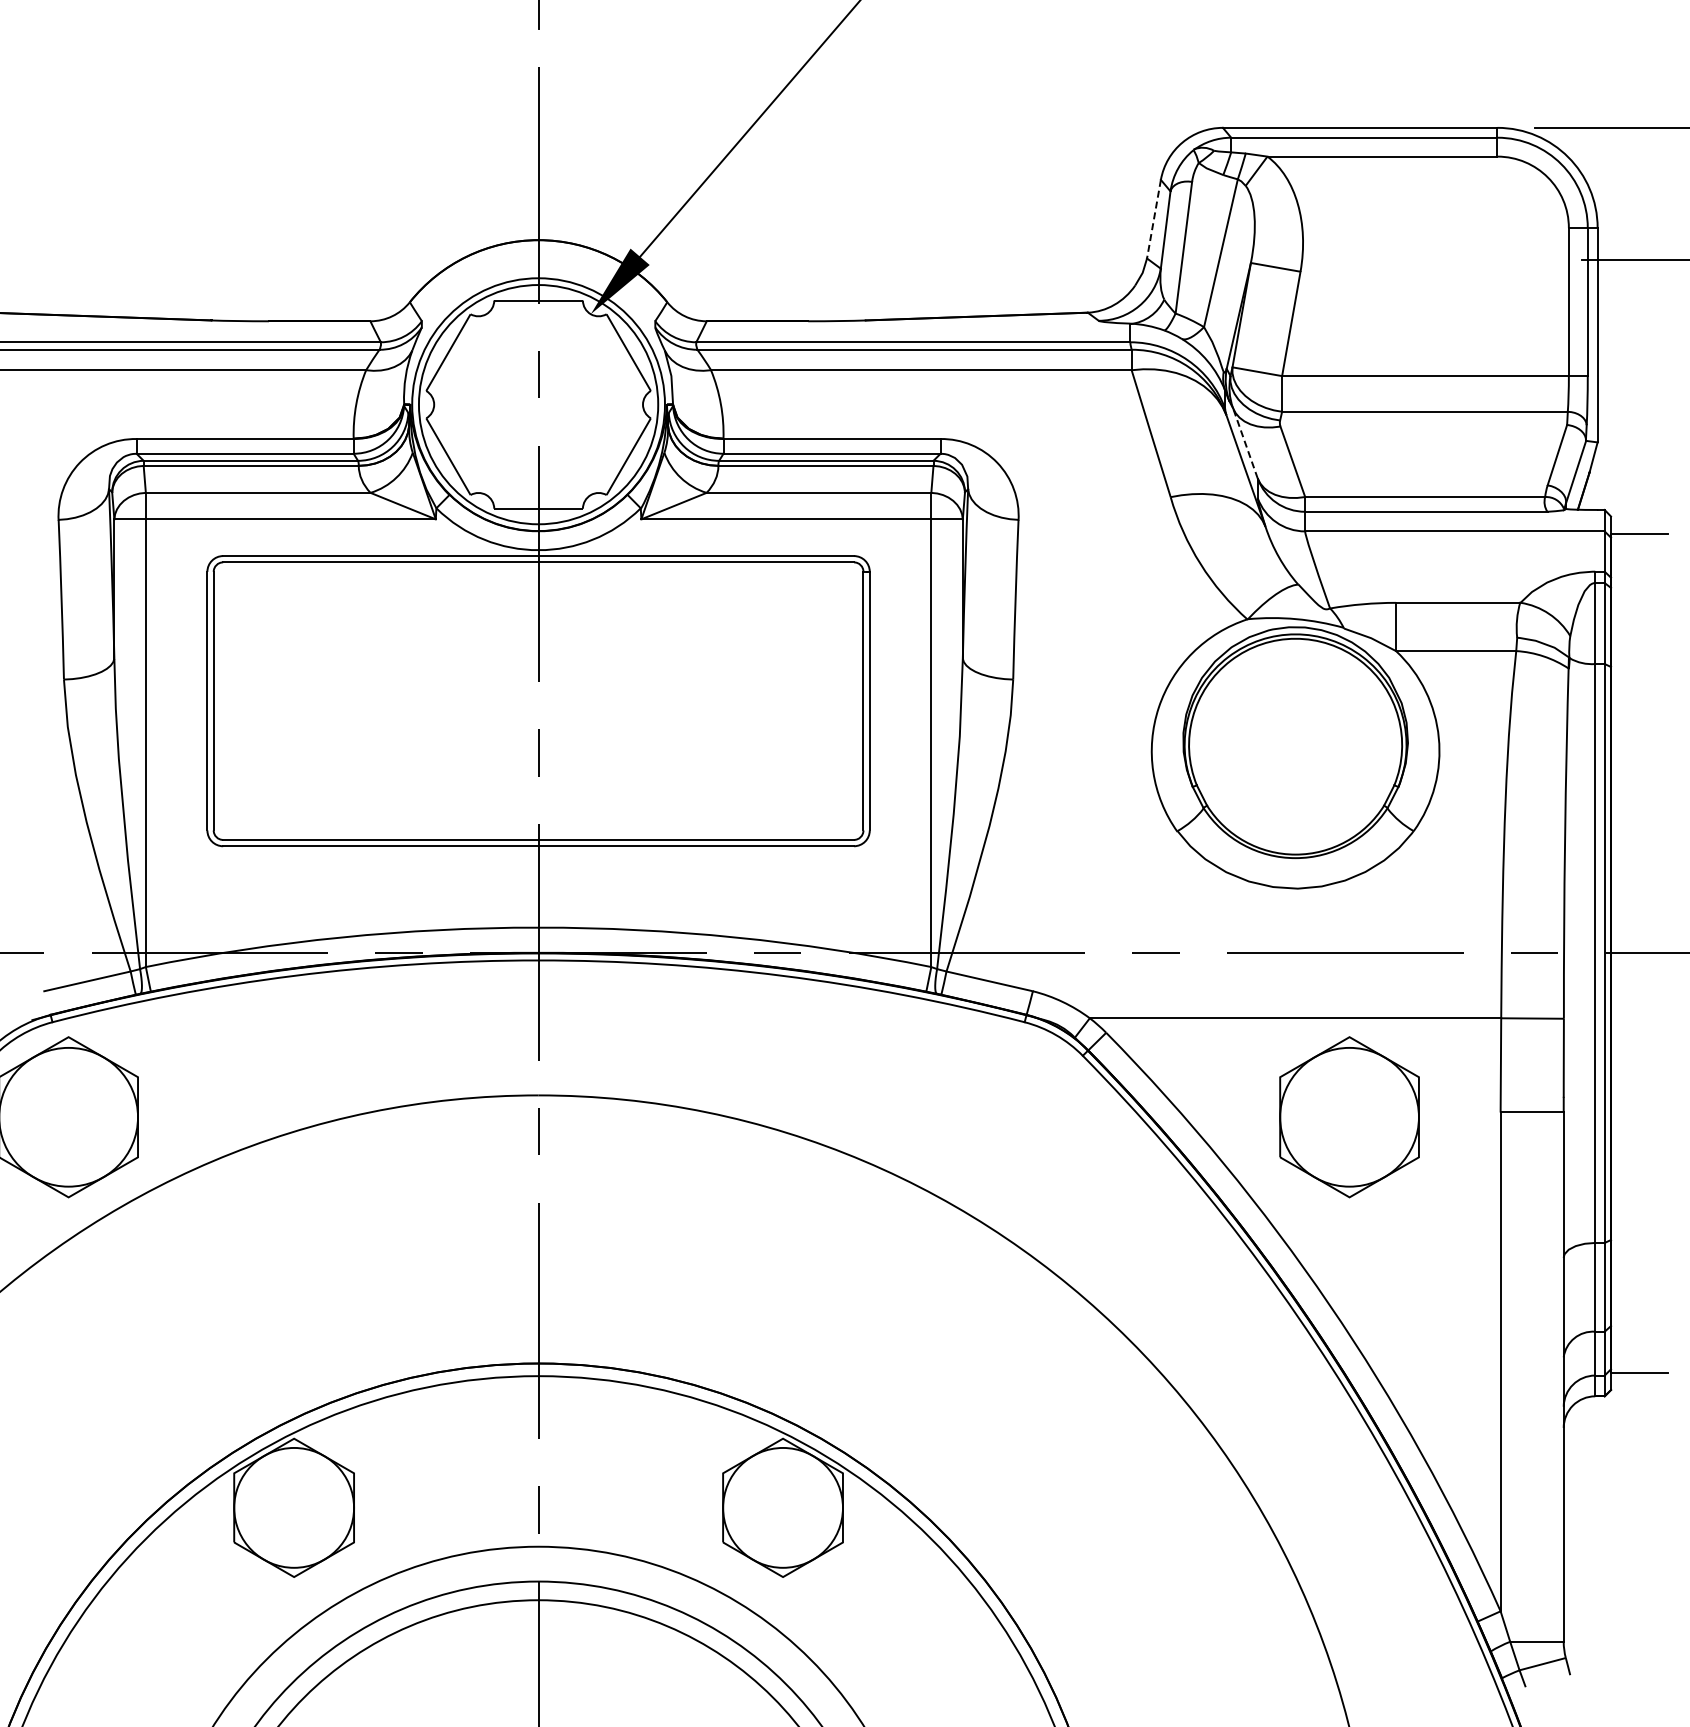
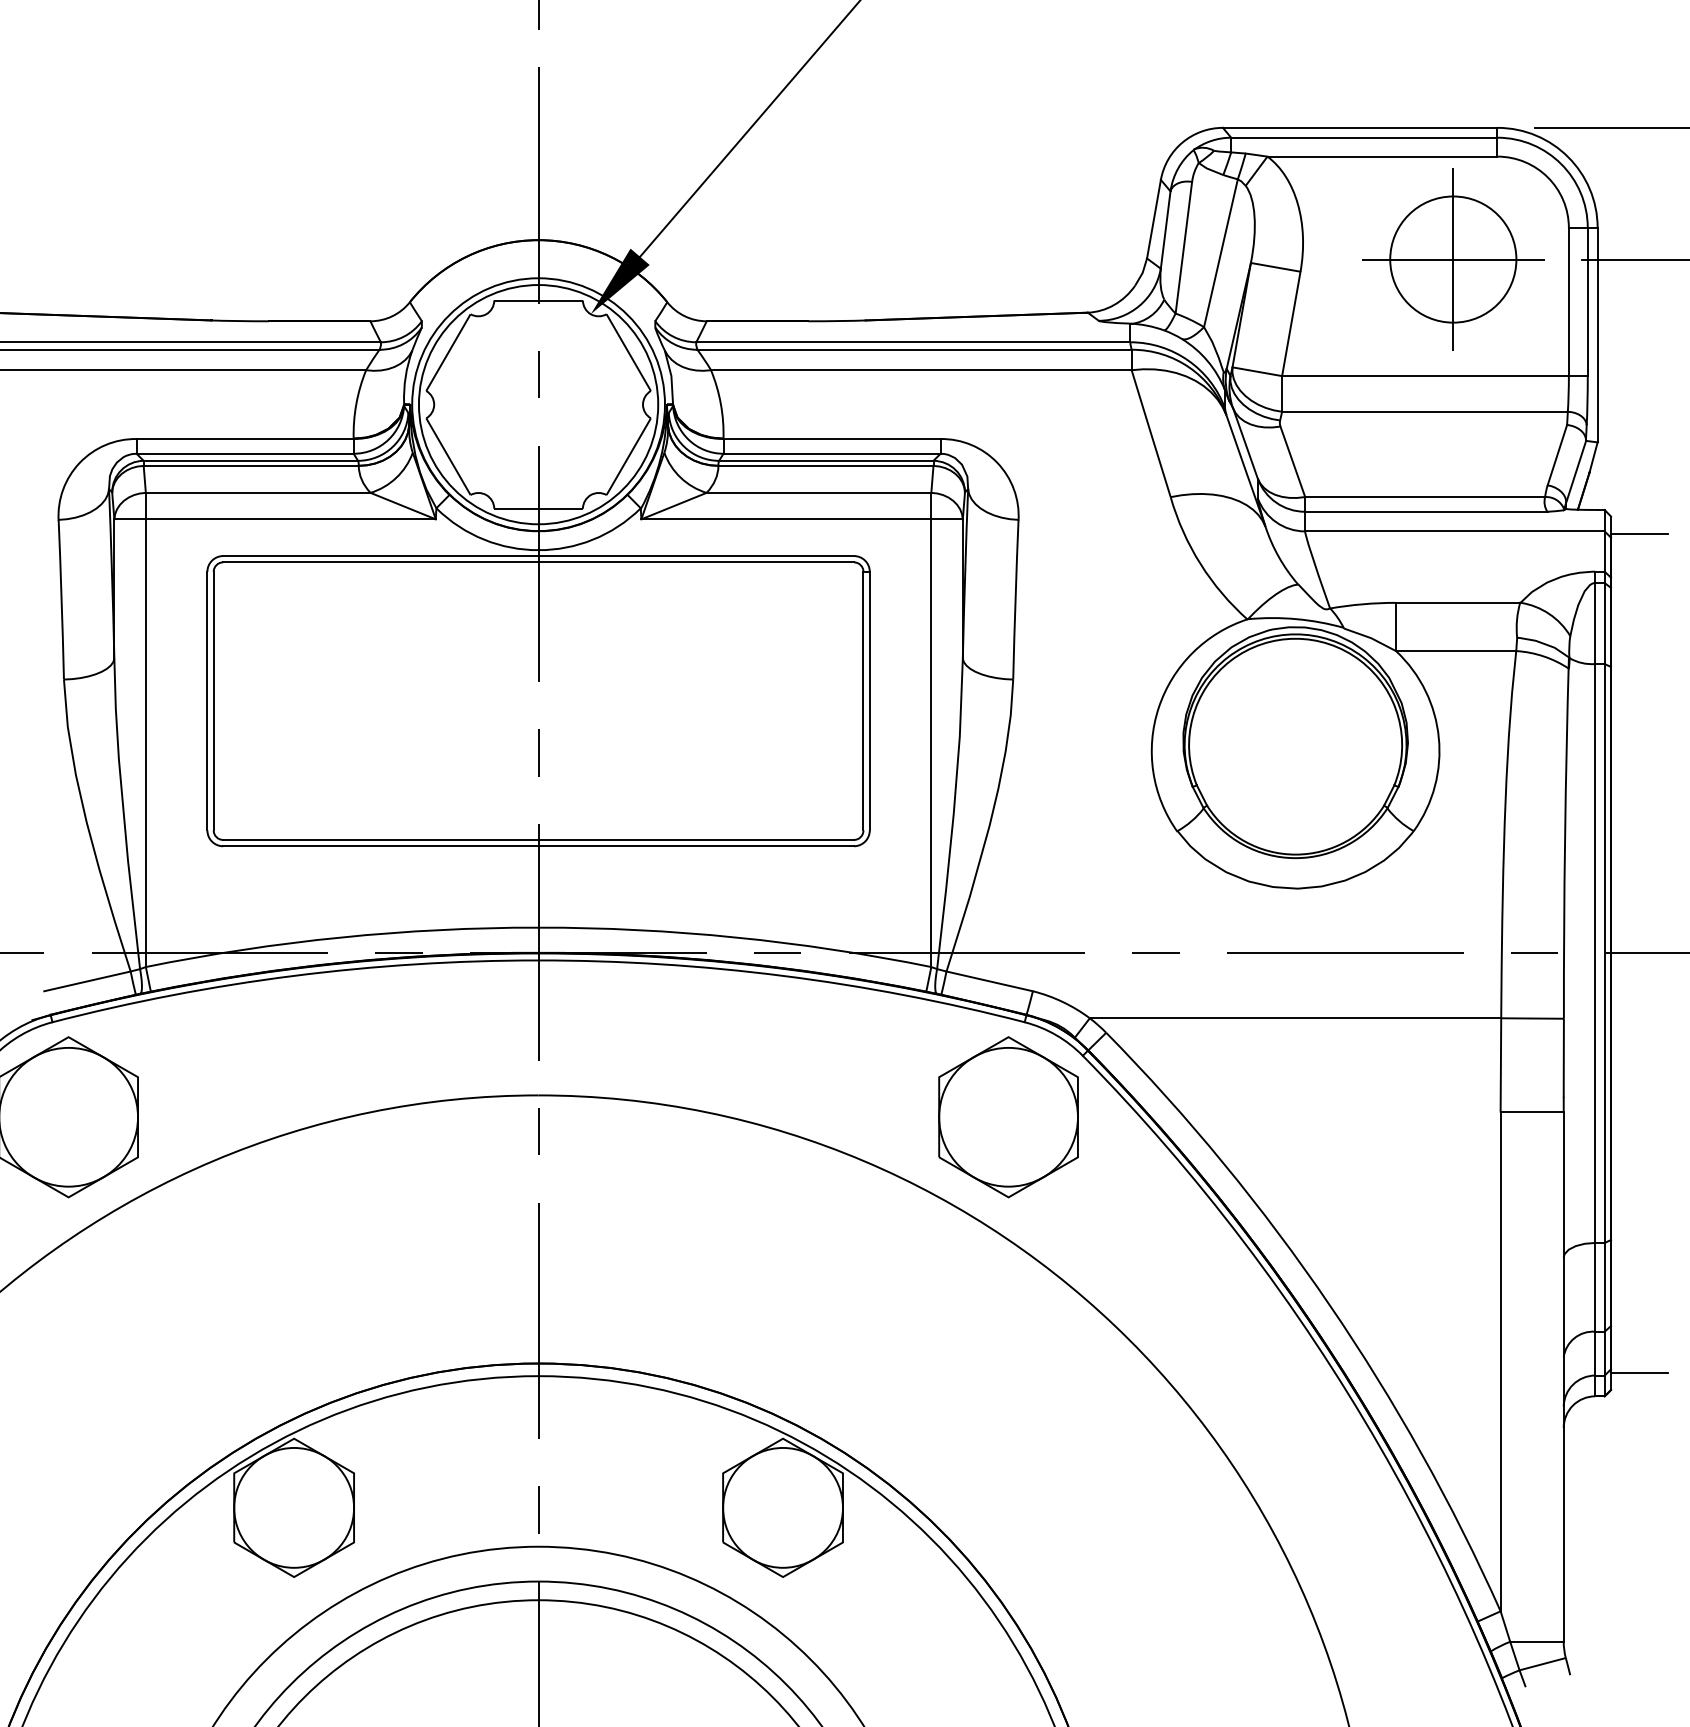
line: dashed -> solid (1153, 219)
part: none -> present (1453, 259)
line: dashed -> solid (1245, 442)
part position: (1349, 1117) -> (1008, 1117) (1008, 1117)
